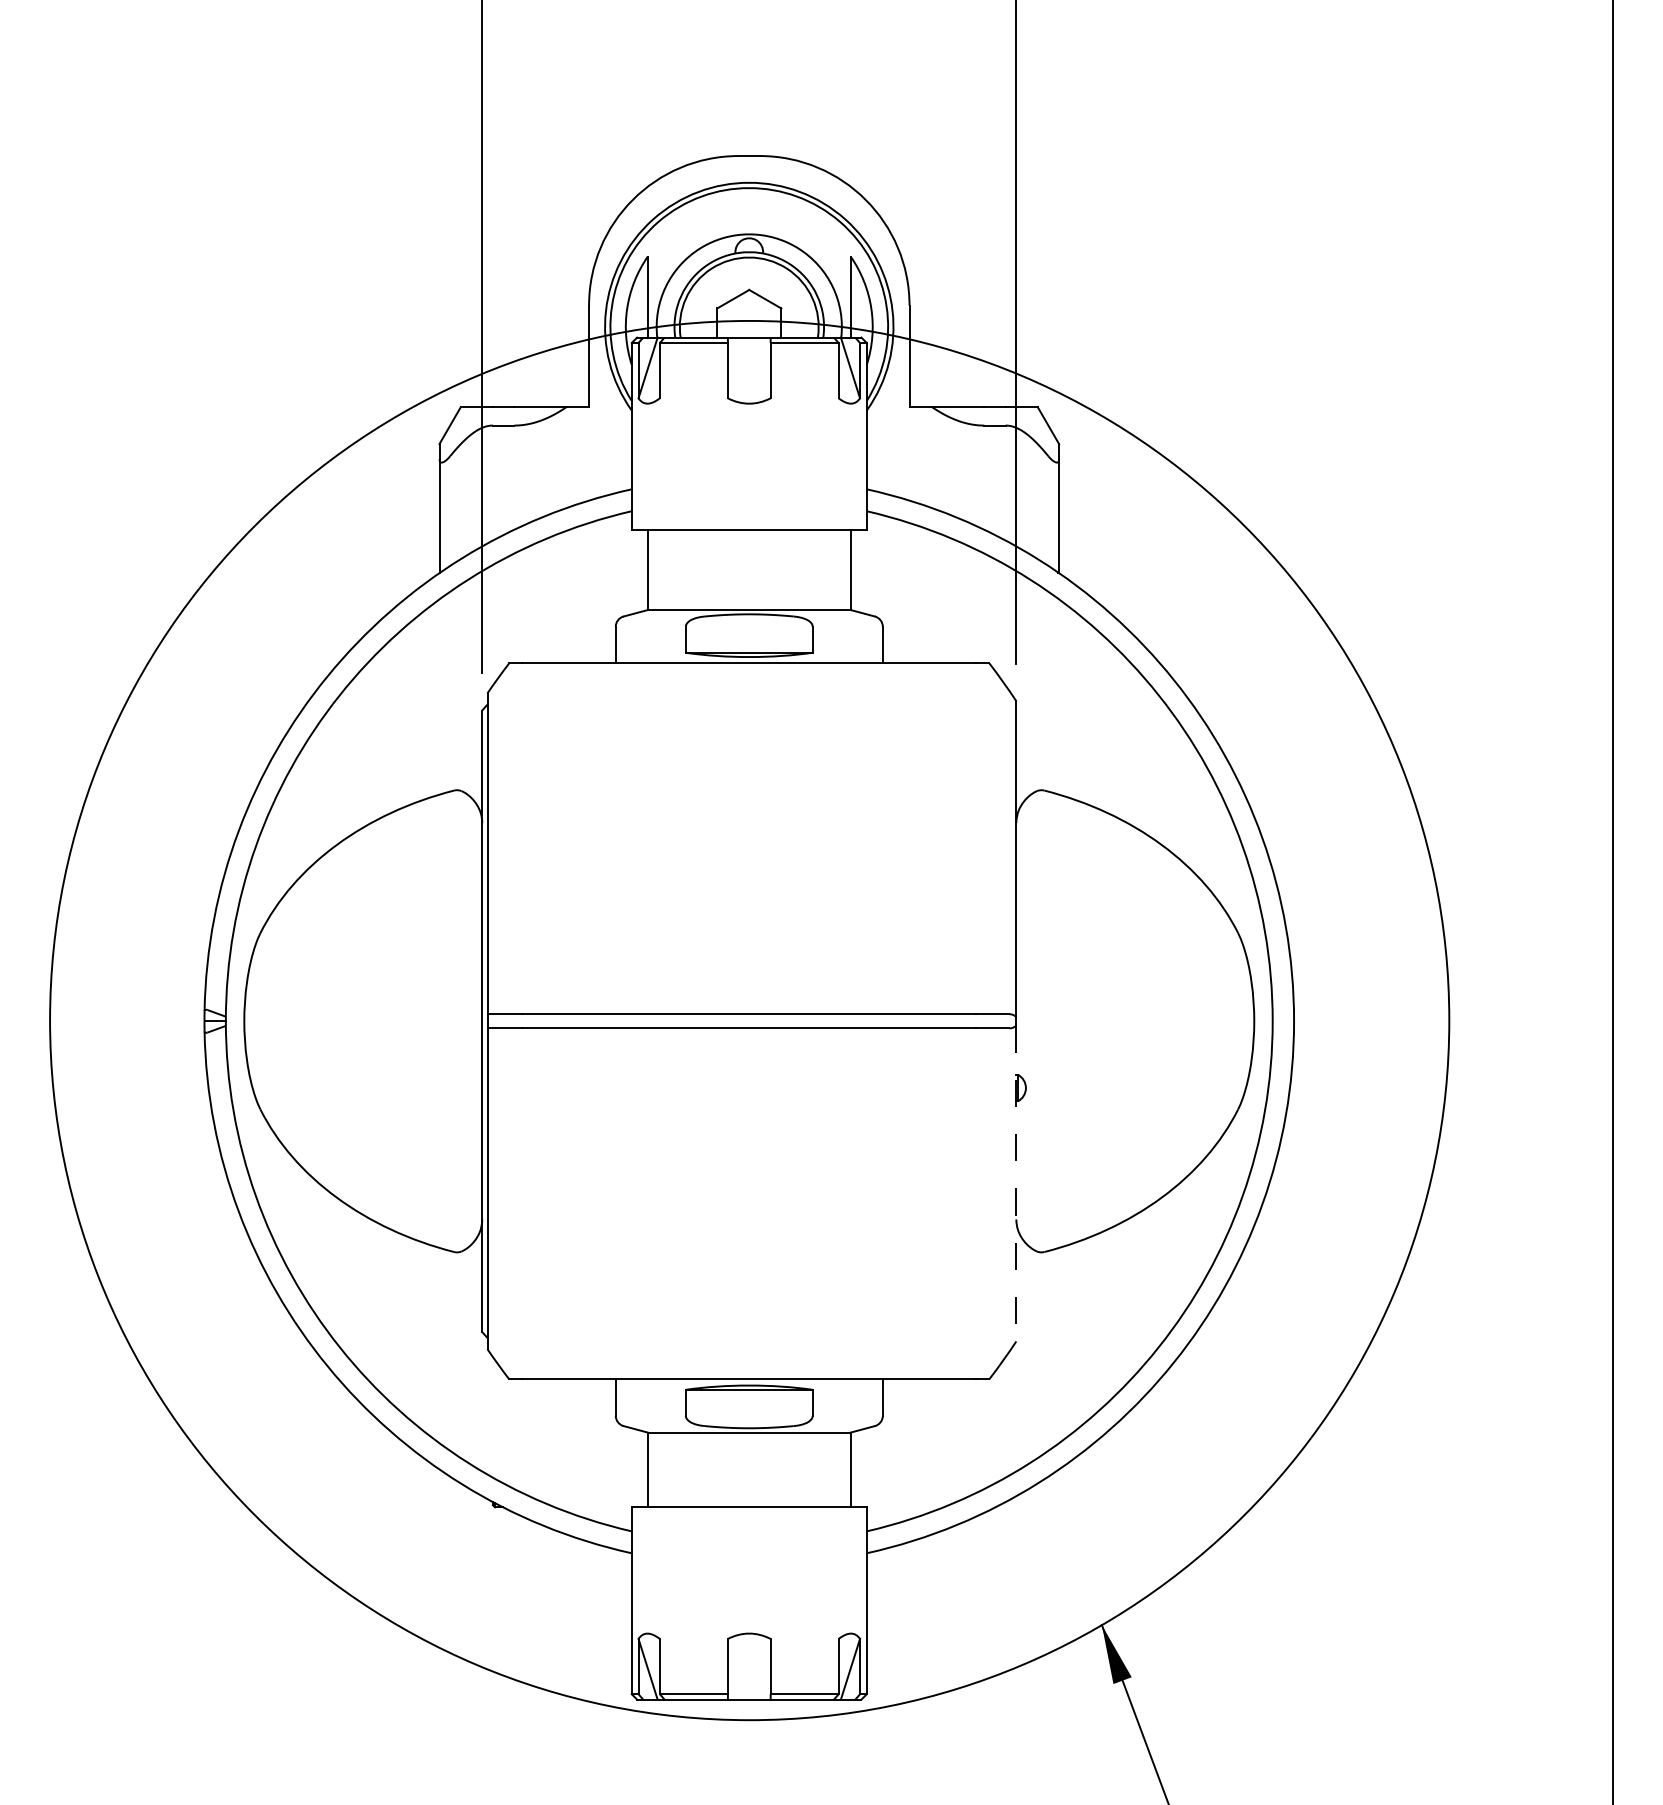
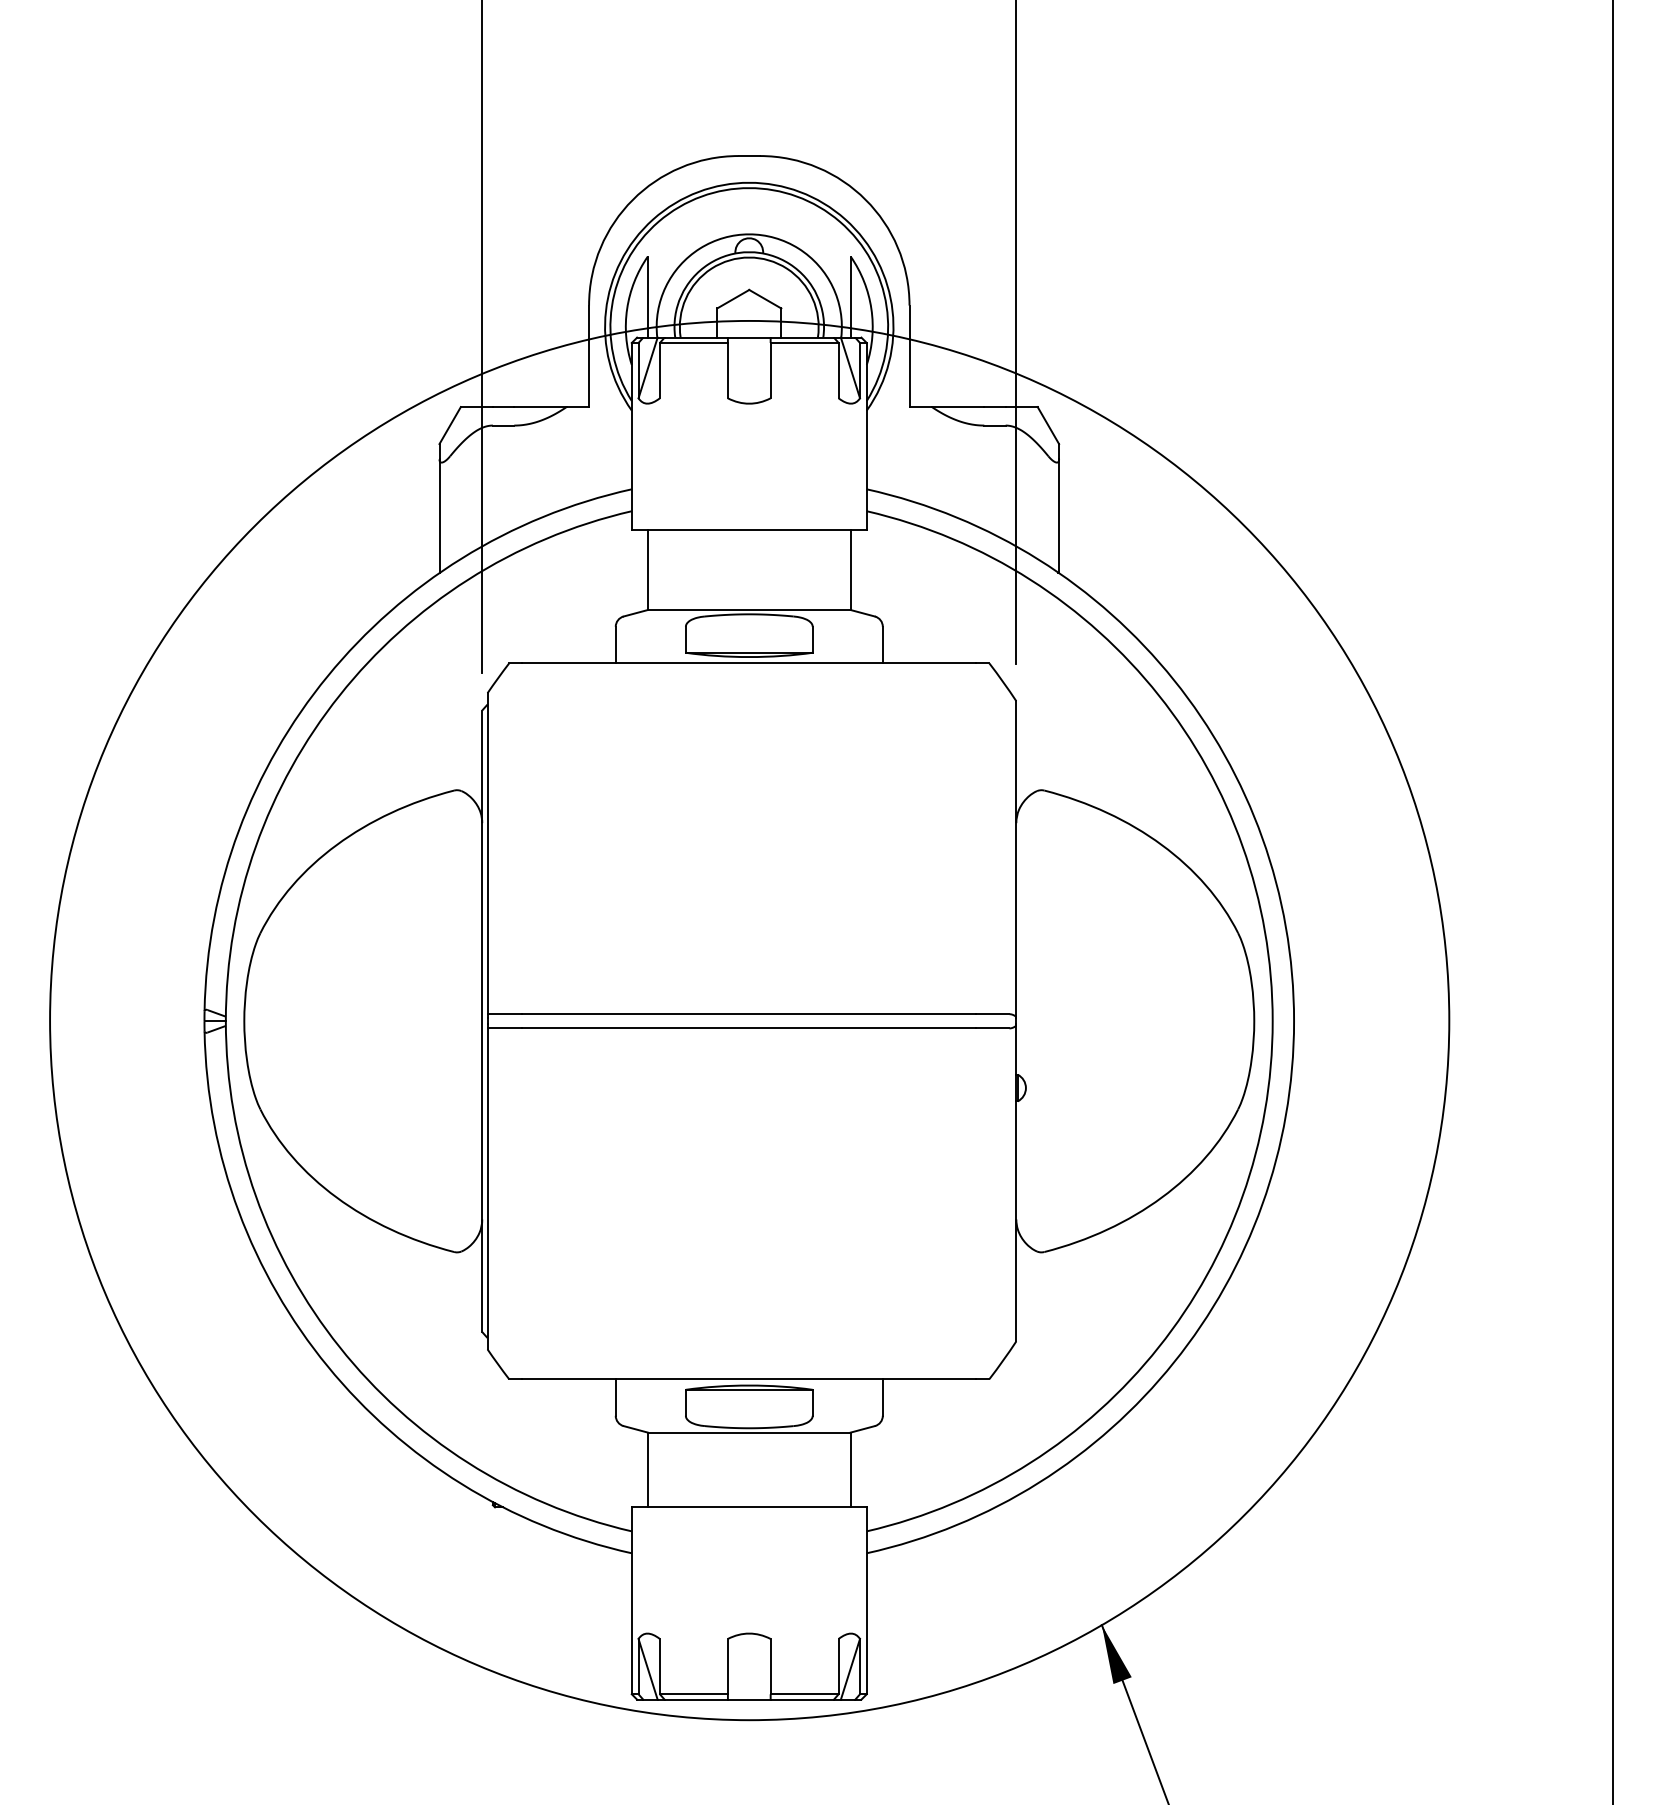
line: dashed -> solid (1016, 1183)
